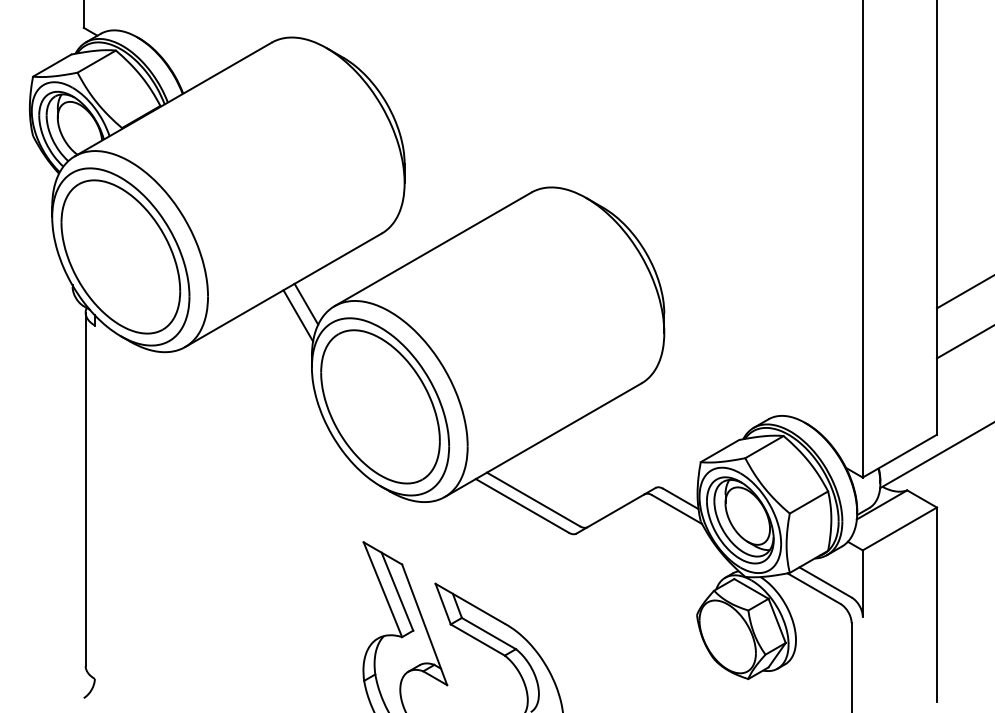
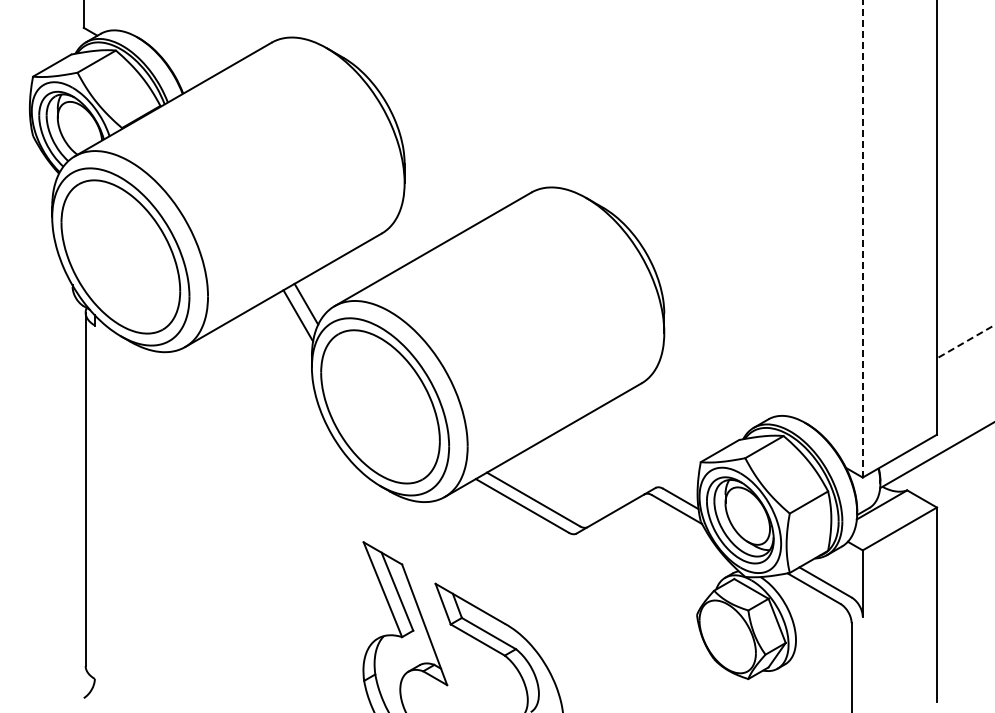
line: solid -> dashed (862, 238)
line: present -> none (963, 292)
line: solid -> dashed (965, 341)
